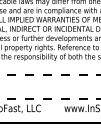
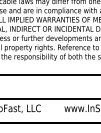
line: dashed -> solid (50, 75)
line: dashed -> solid (50, 99)
